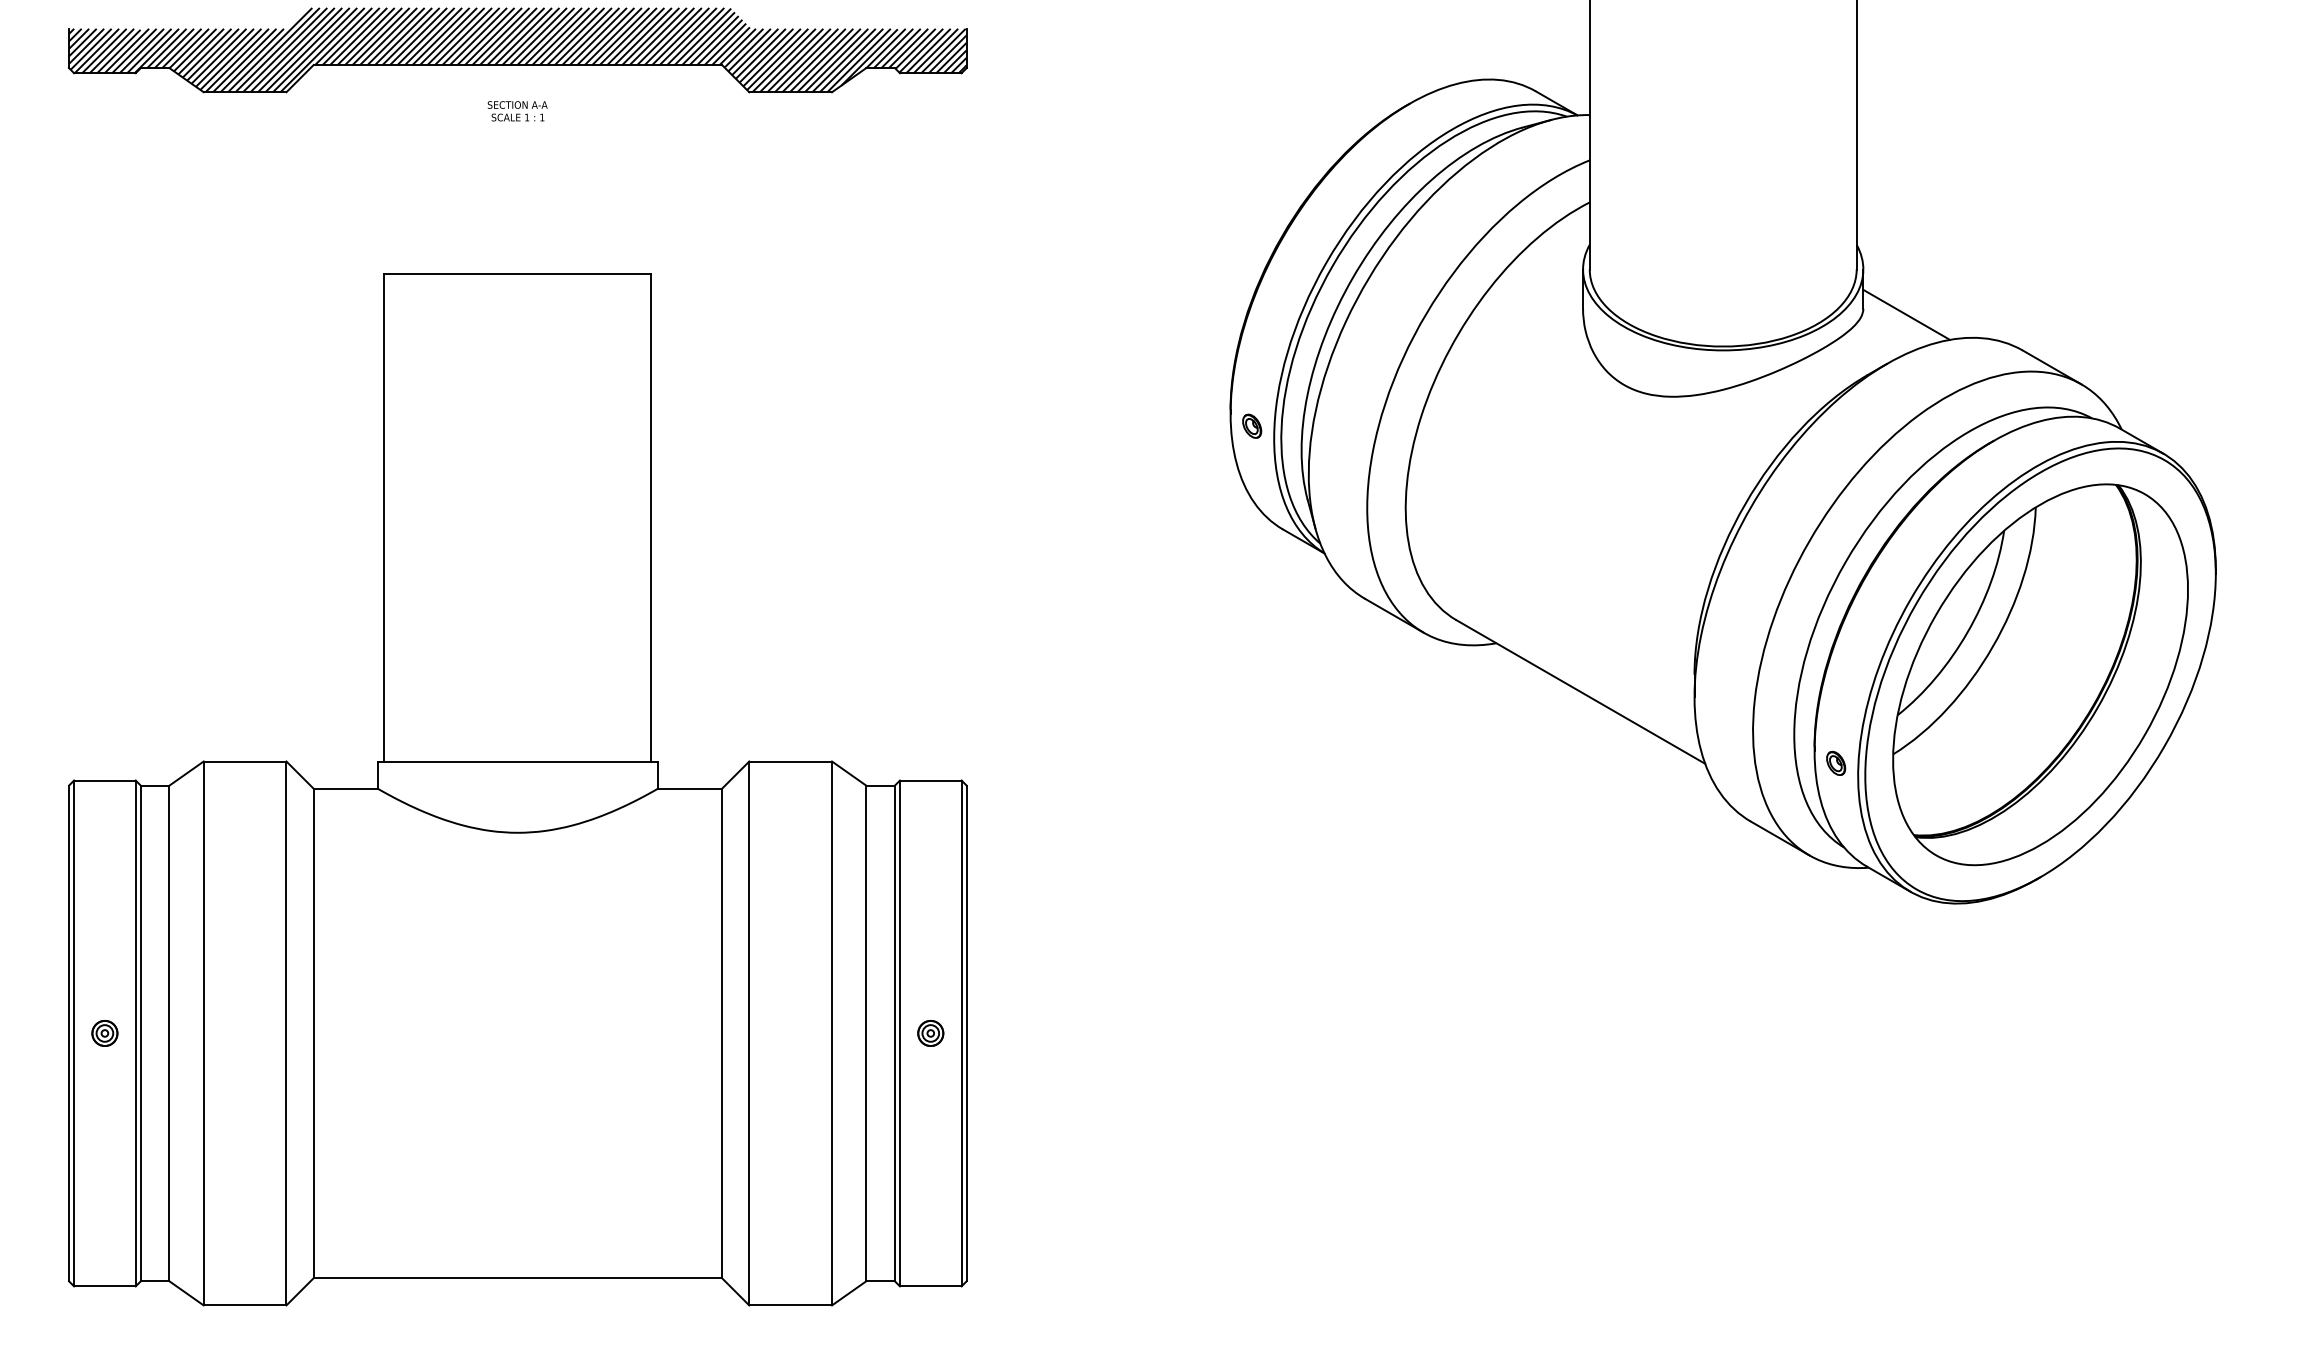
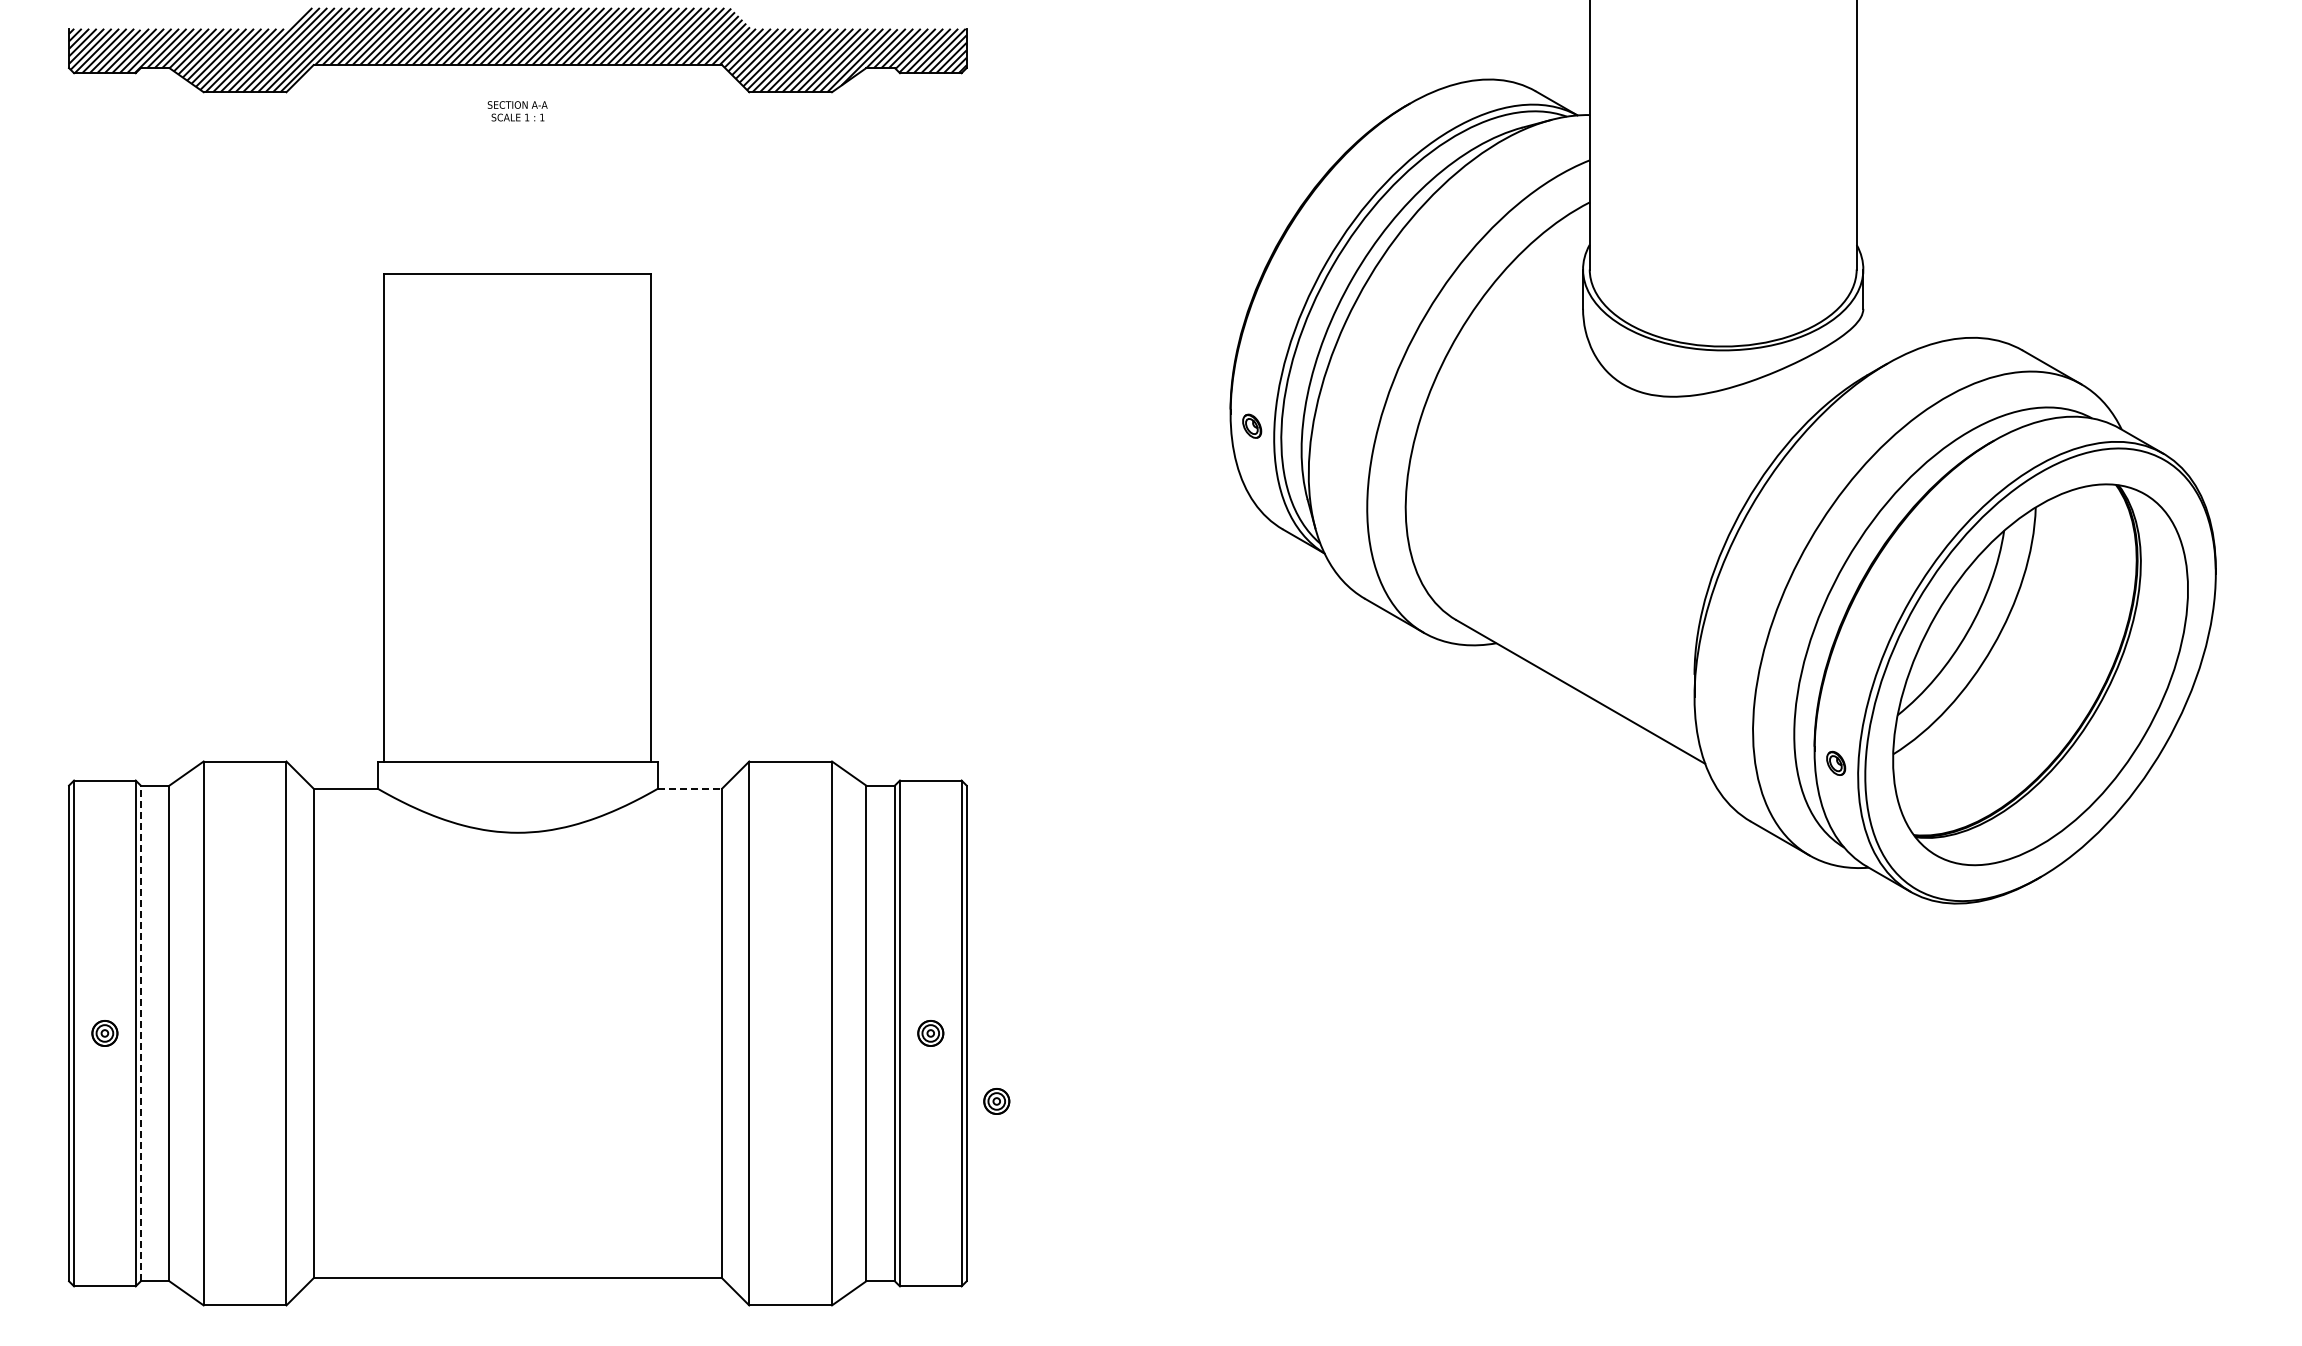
line: present -> none (1906, 314)
line: solid -> dashed (690, 788)
line: solid -> dashed (140, 1033)
part: none -> present (996, 1101)
